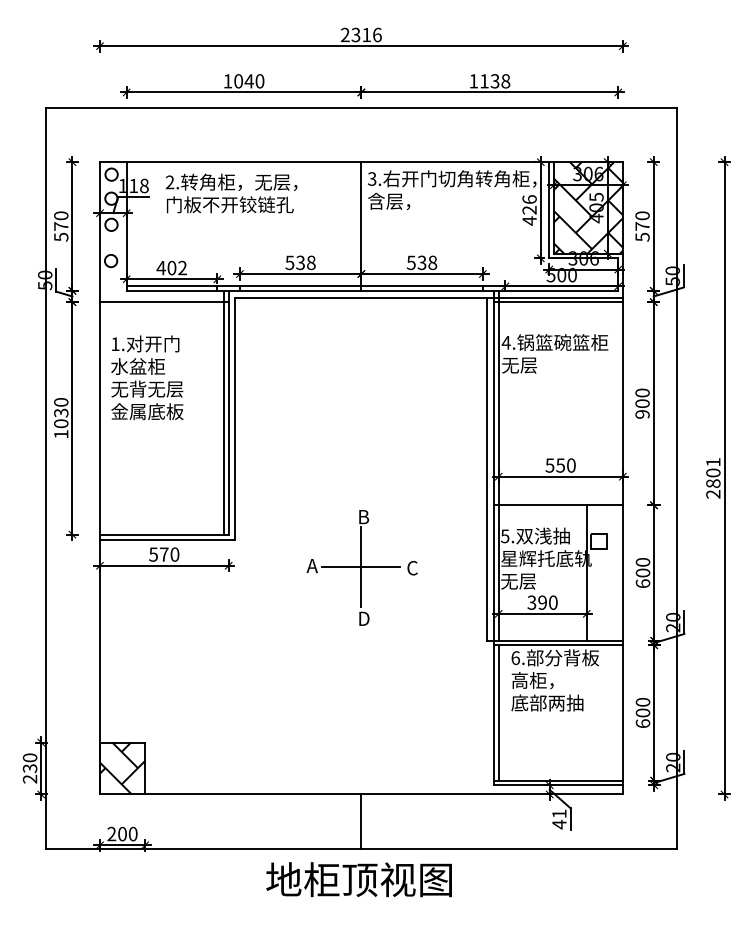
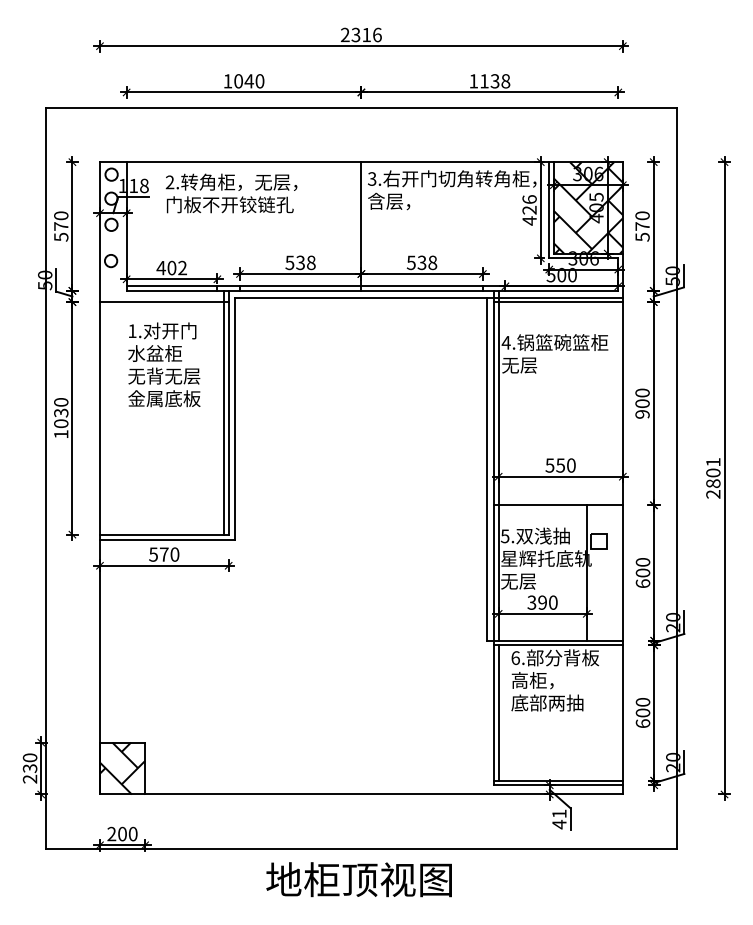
text position: (147, 377) -> (164, 364) (164, 364)
part: present -> none (361, 567)
line: present -> none (361, 821)
